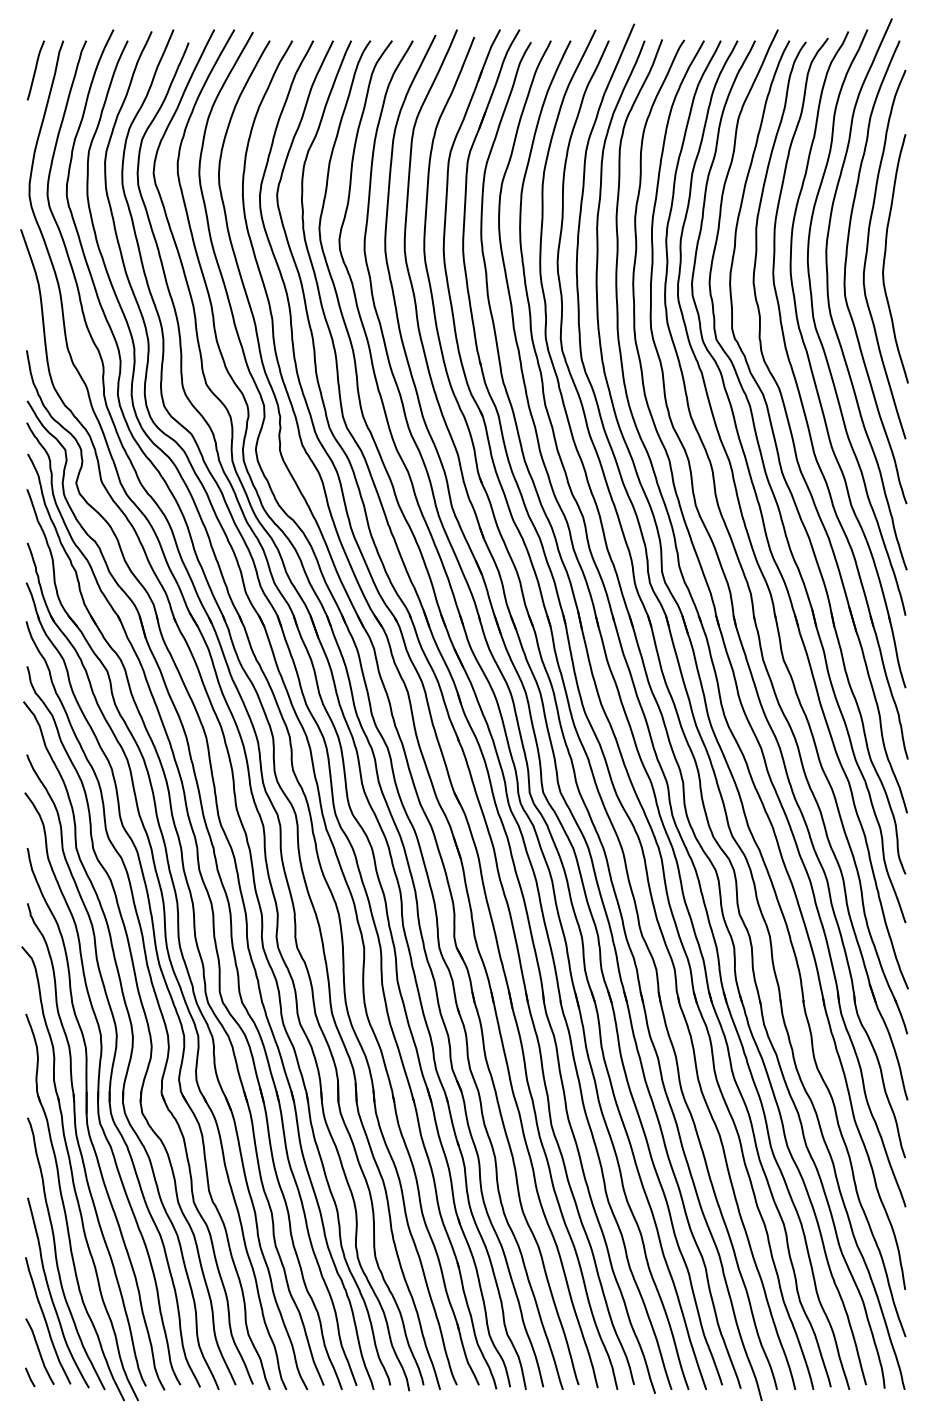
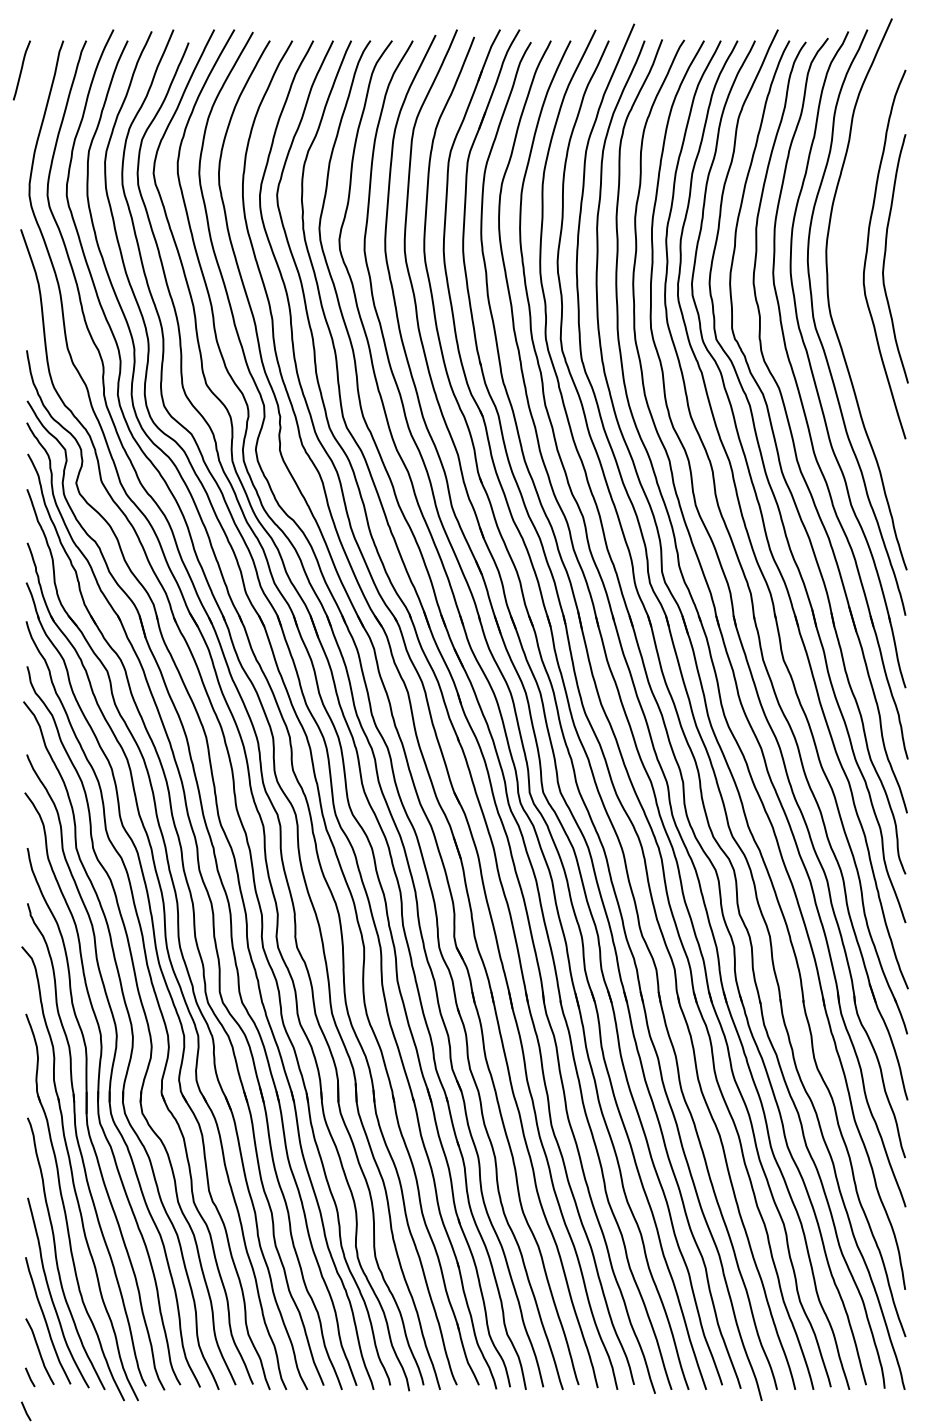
curve position: (35, 70) -> (21, 70) (21, 70)
curve: present -> none (846, 267)
line: none -> present (26, 1411)
